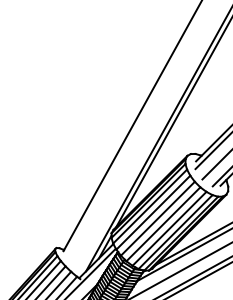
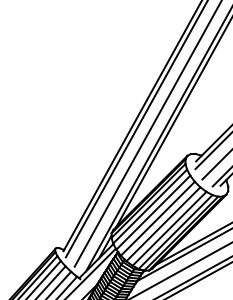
line: none -> present (135, 129)
line: none -> present (147, 134)
